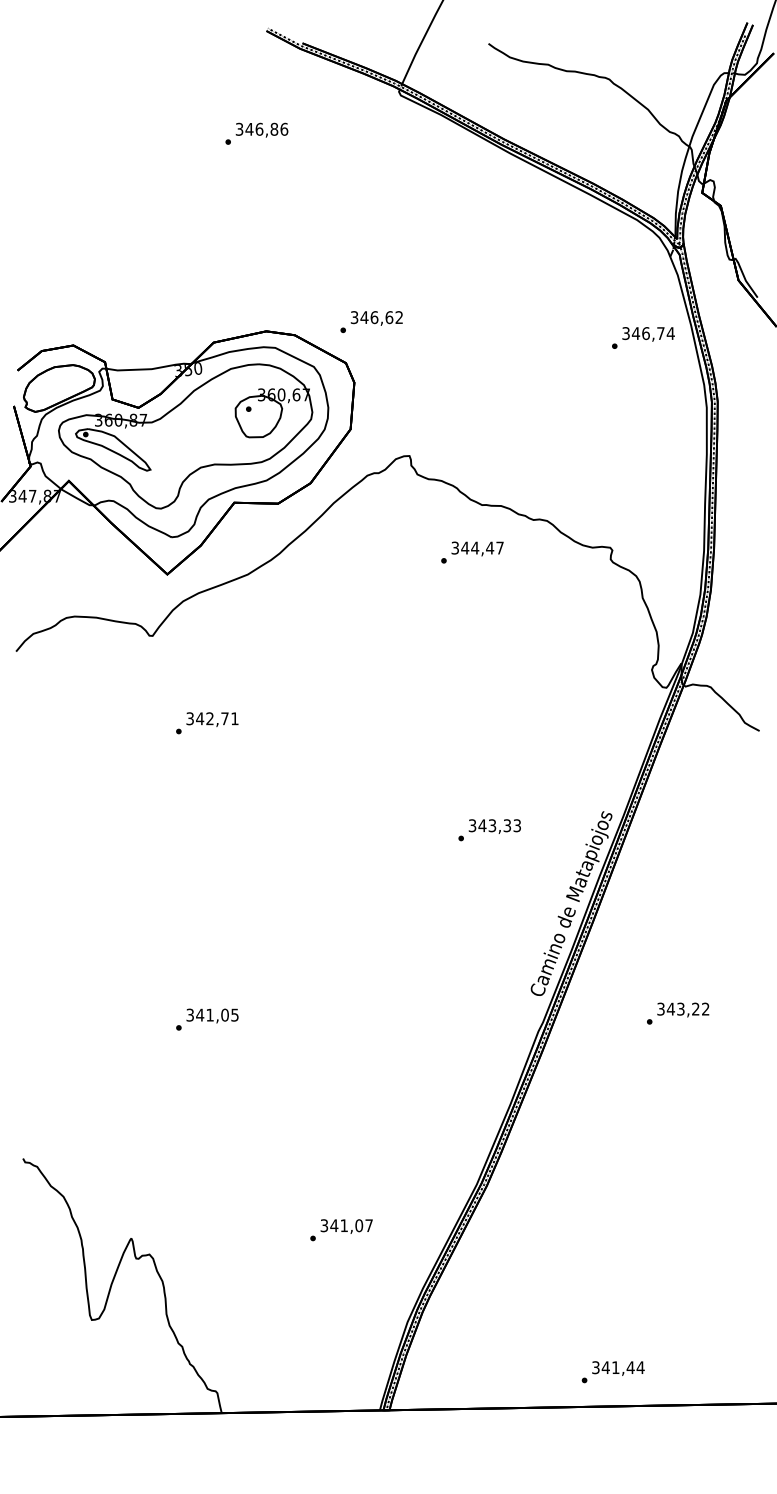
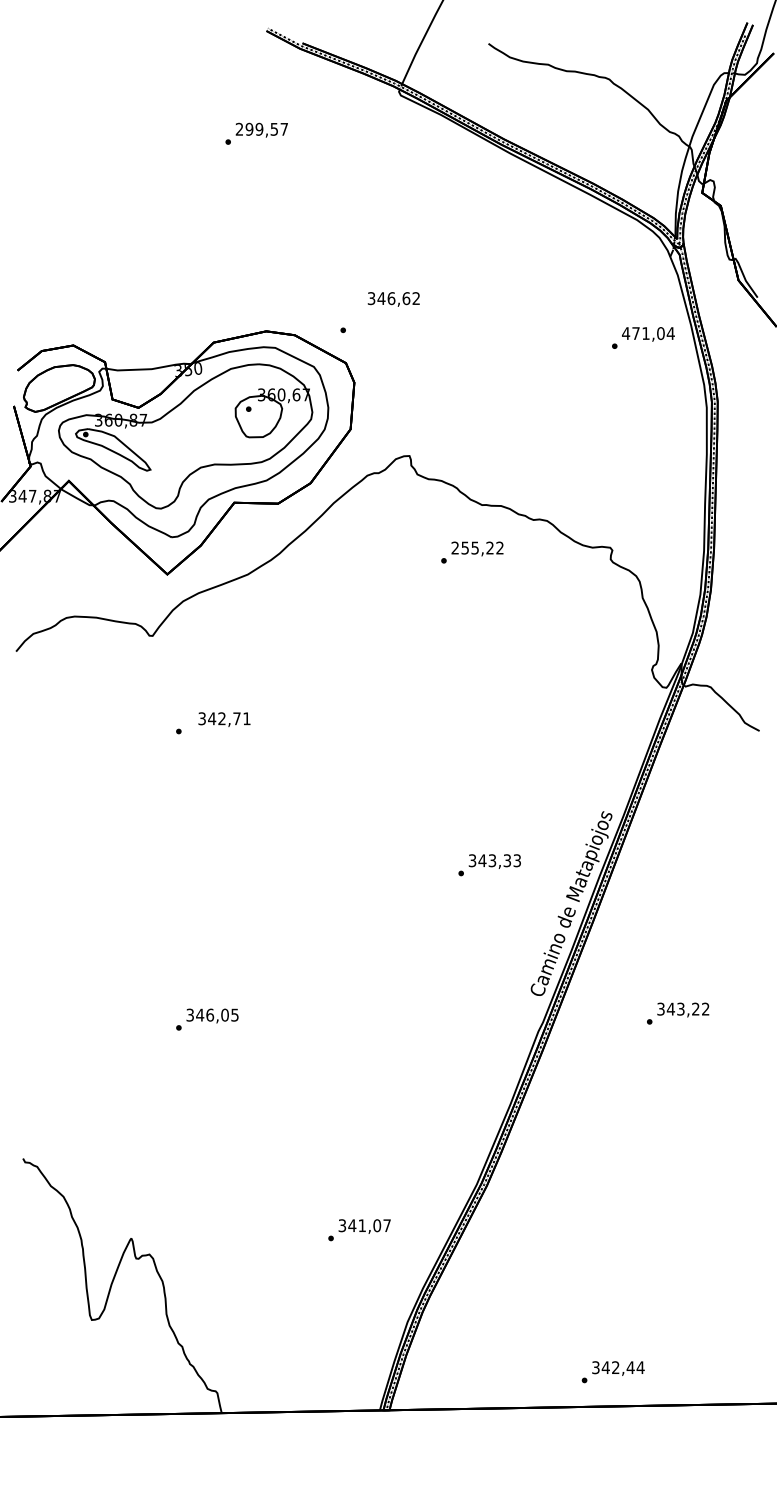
text: 346,86 -> 299,57 (261, 128)
text position: (376, 318) -> (393, 299) (393, 299)
text: 346,74 -> 471,04 (643, 333)
text: 344,47 -> 255,22 (477, 547)
text position: (212, 719) -> (224, 719) (224, 719)
text position: (489, 830) -> (489, 865) (489, 865)
text: 341,05 -> 346,05 (210, 1014)
text position: (341, 1230) -> (359, 1230) (359, 1230)
text: 341,44 -> 342,44 (615, 1367)
